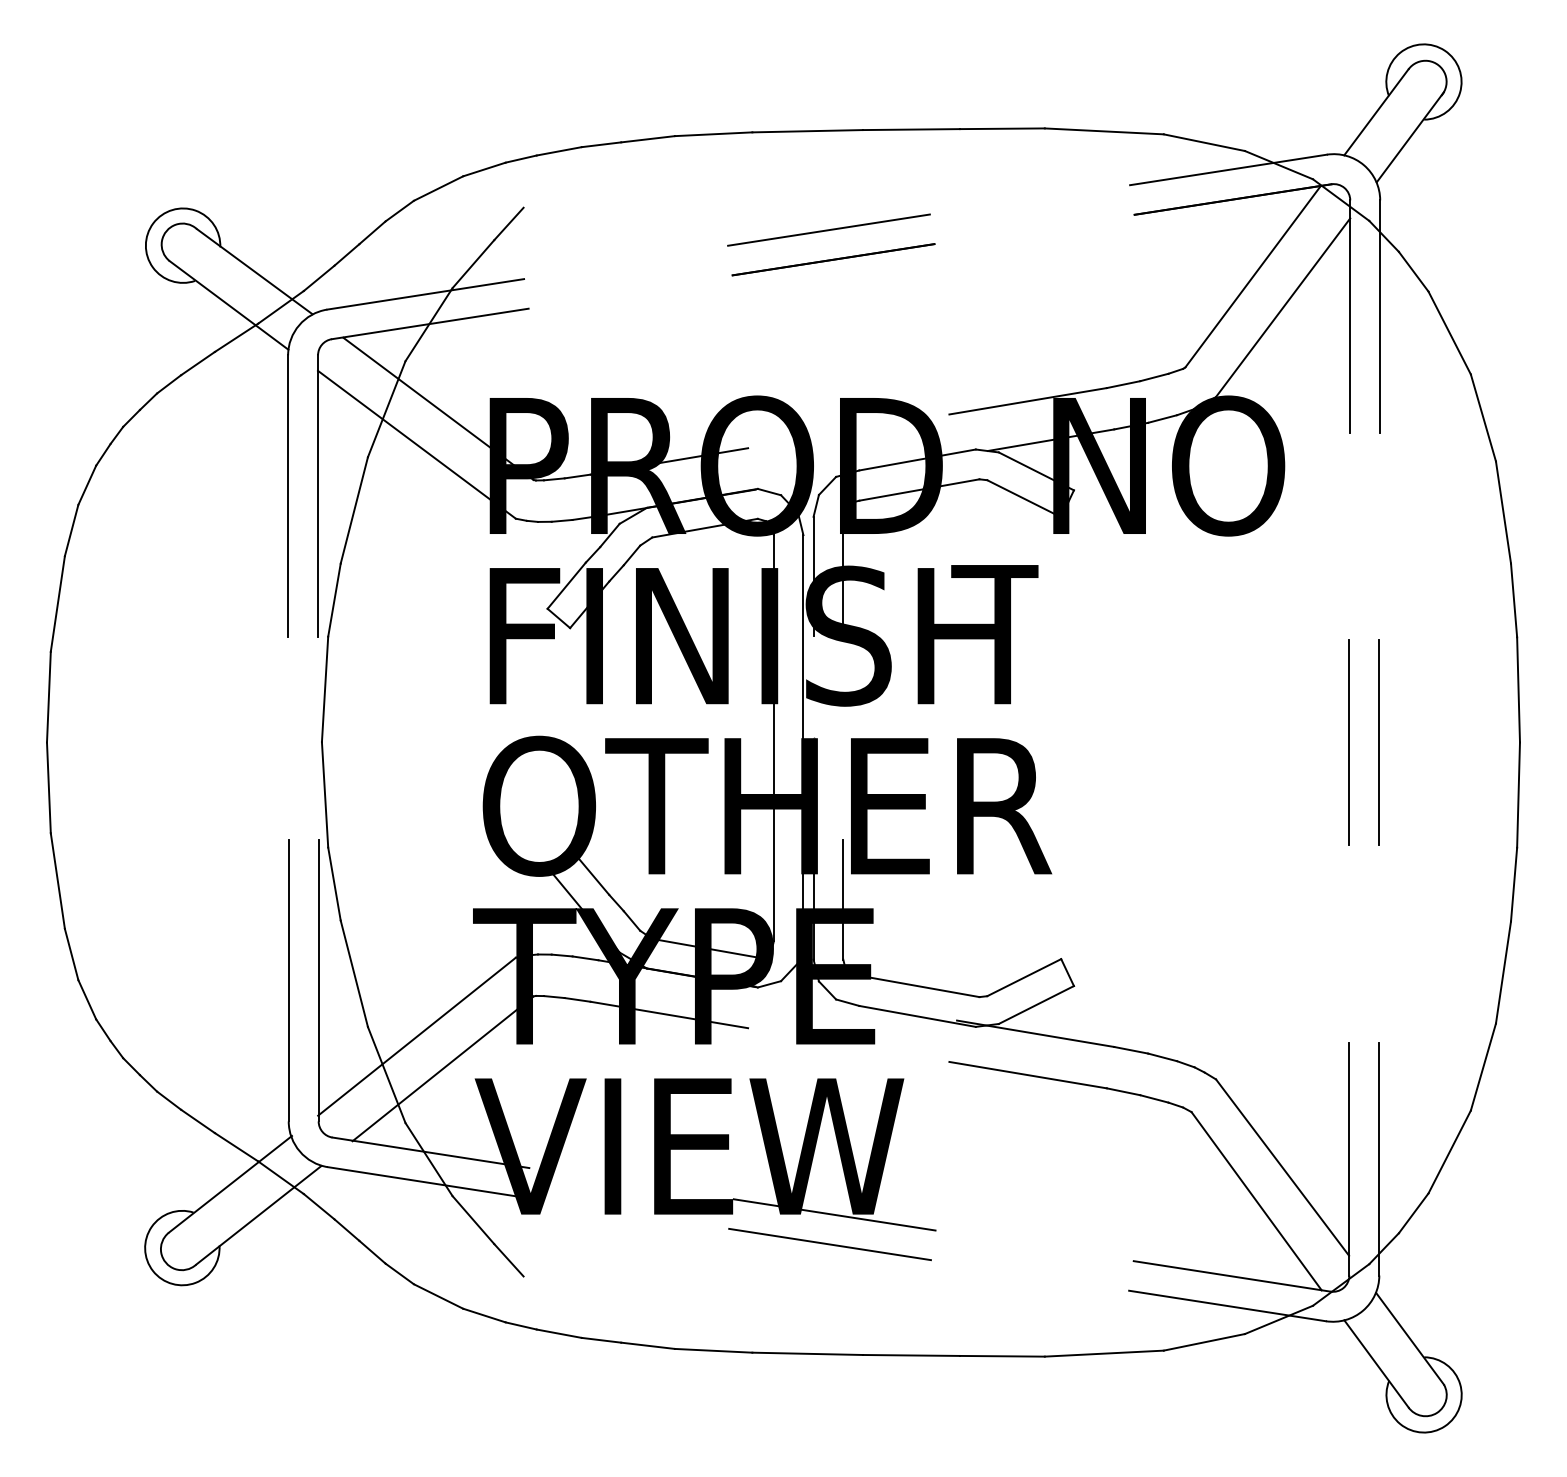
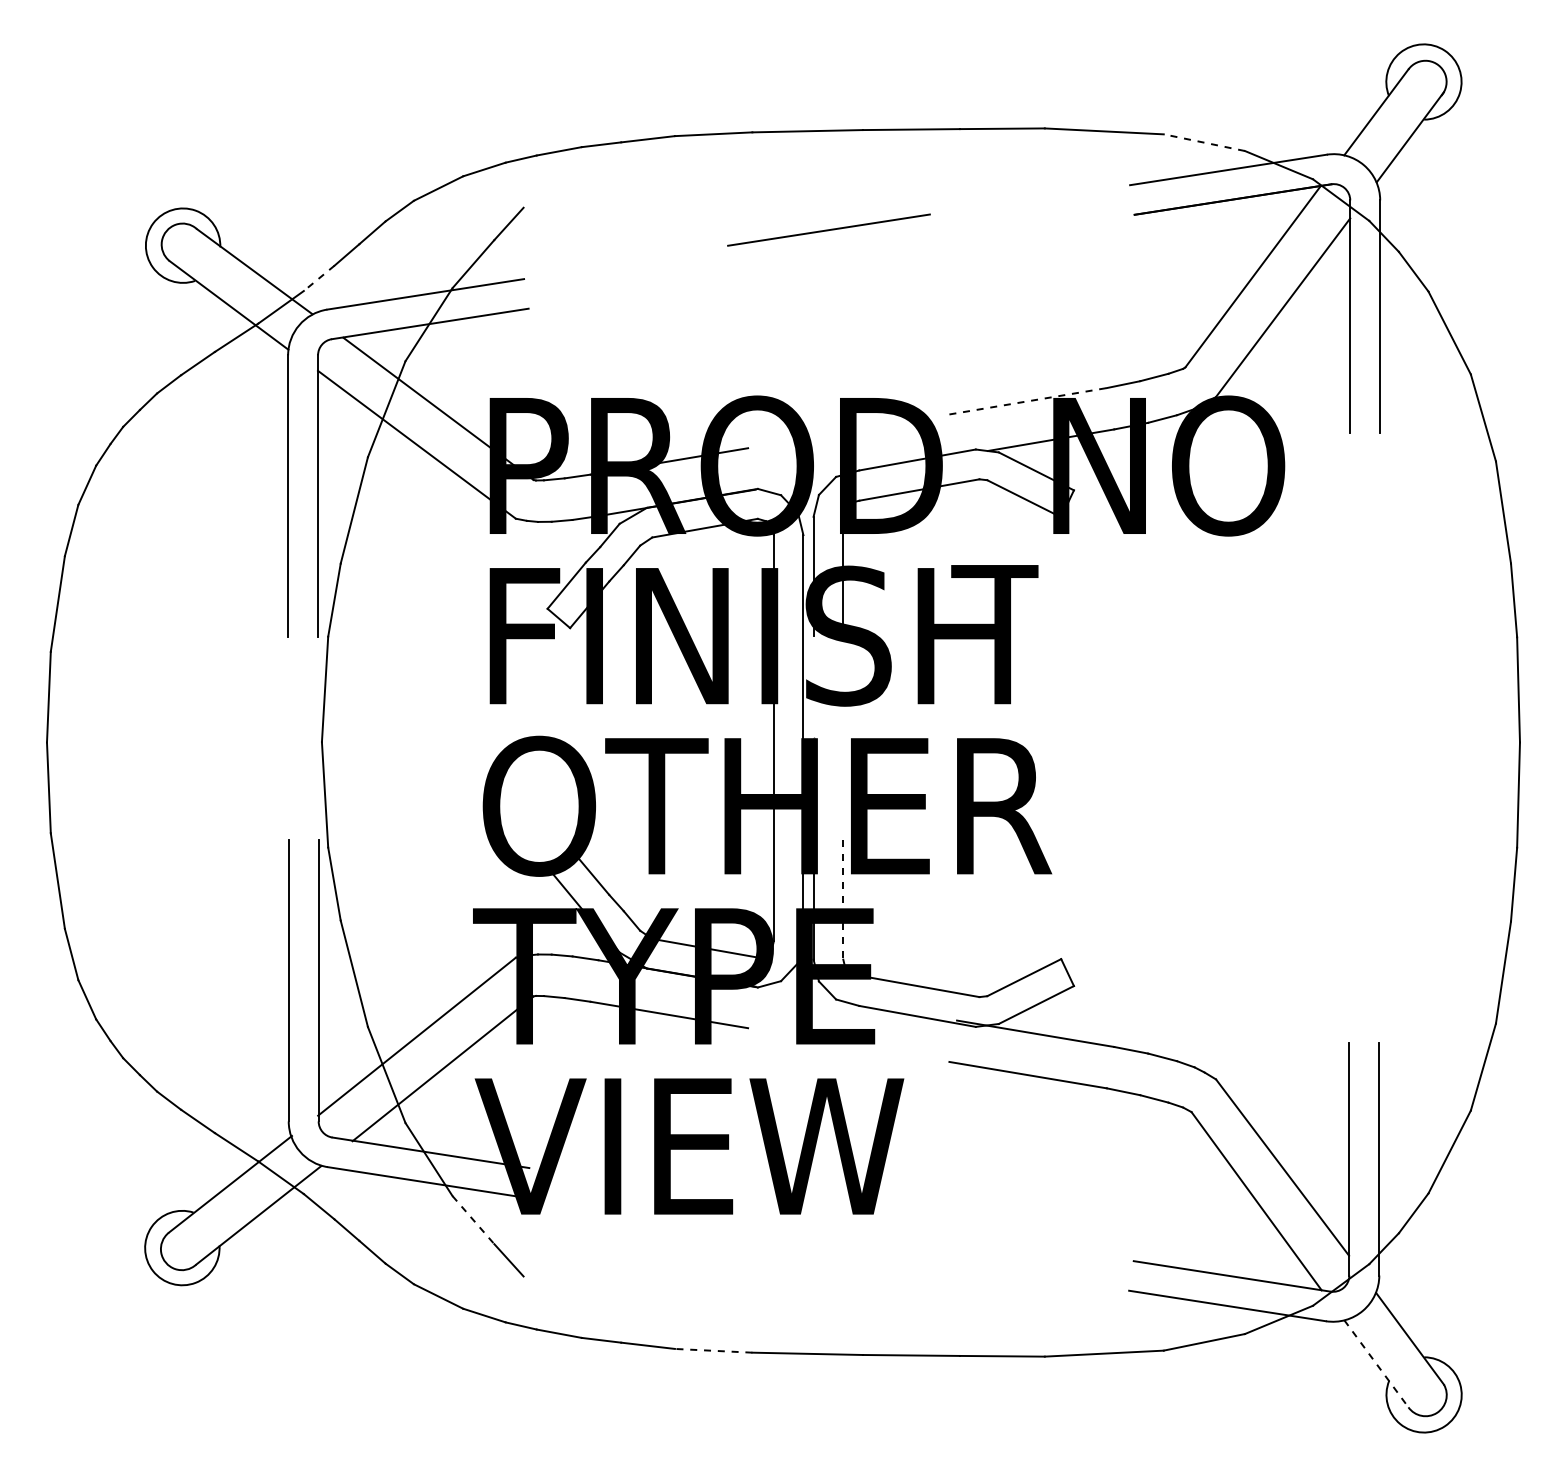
line: solid -> dashed (1203, 142)
line: present -> none (833, 259)
line: solid -> dashed (319, 278)
line: solid -> dashed (1028, 401)
line: present -> none (1349, 742)
line: present -> none (1378, 742)
line: solid -> dashed (843, 899)
line: present -> none (834, 1214)
line: solid -> dashed (473, 1220)
line: present -> none (829, 1244)
line: solid -> dashed (713, 1350)
line: solid -> dashed (1376, 1364)
